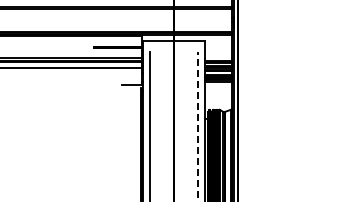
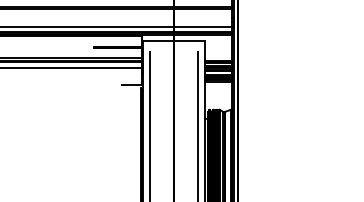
line: none -> present (116, 26)
line: dashed -> solid (198, 126)
